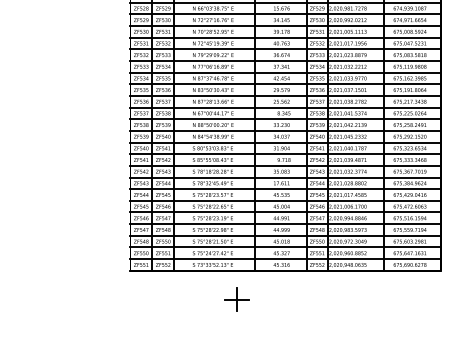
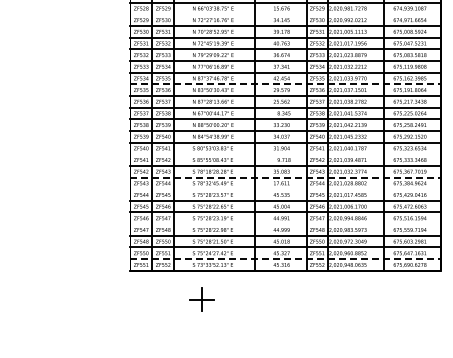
line: present -> none (285, 14)
line: solid -> dashed (286, 84)
line: present -> none (285, 154)
line: solid -> dashed (286, 177)
line: present -> none (285, 189)
line: present -> none (285, 224)
line: solid -> dashed (286, 259)
part position: (236, 299) -> (201, 299) (201, 299)
